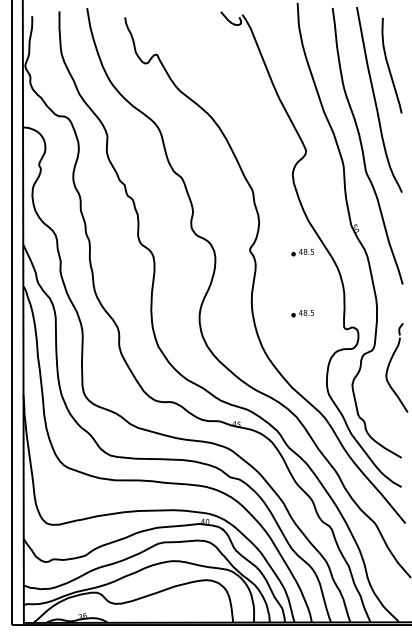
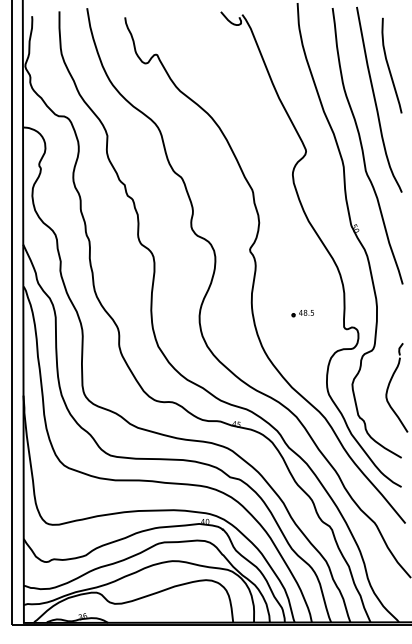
part: present -> none (302, 252)
part position: (389, 366) -> (389, 386) (389, 386)
